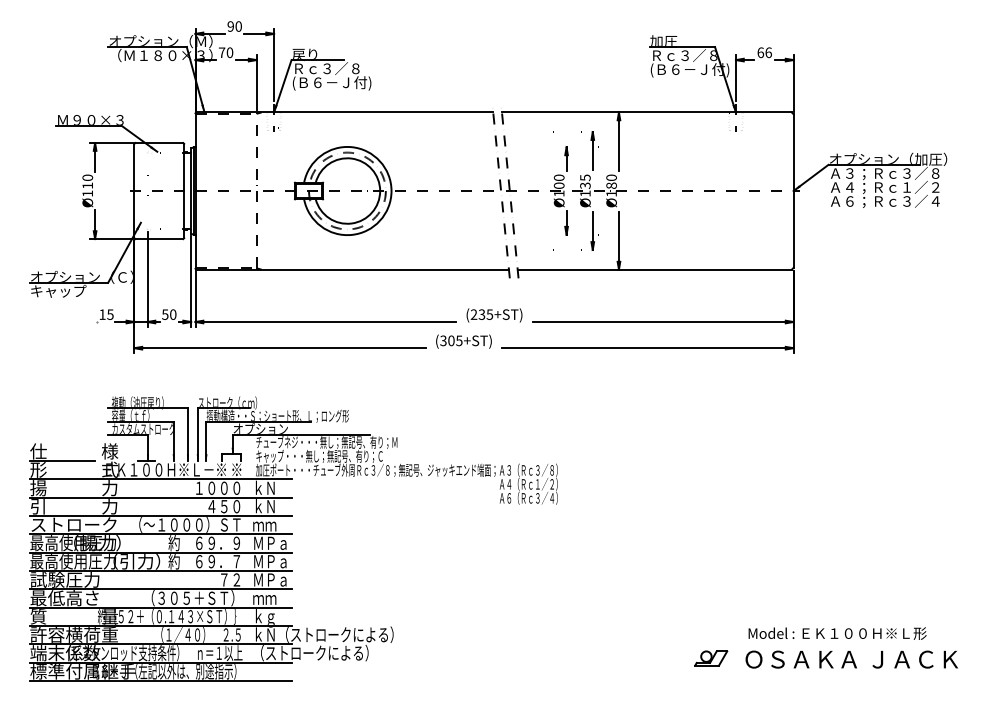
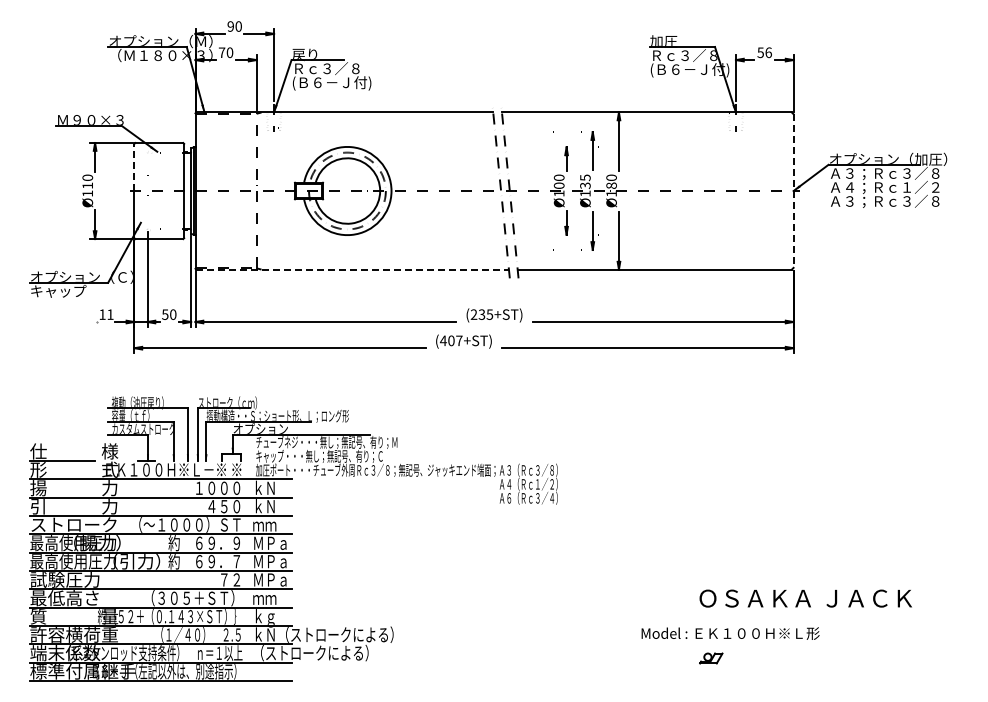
text: 66 -> 56 (760, 52)
line: solid -> dashed (134, 167)
line: solid -> dashed (793, 191)
text: Ａ６；Ｒｃ３／４ -> Ａ３；Ｒｃ３／８ (892, 201)
line: solid -> dashed (353, 269)
text: 15 -> 11 (110, 314)
text: (305+ST) -> (407+ST) (451, 340)
text position: (837, 633) -> (730, 633) (730, 633)
part size: 35x17 px -> 25x13 px (711, 658)
text position: (851, 659) -> (805, 598) (805, 598)
